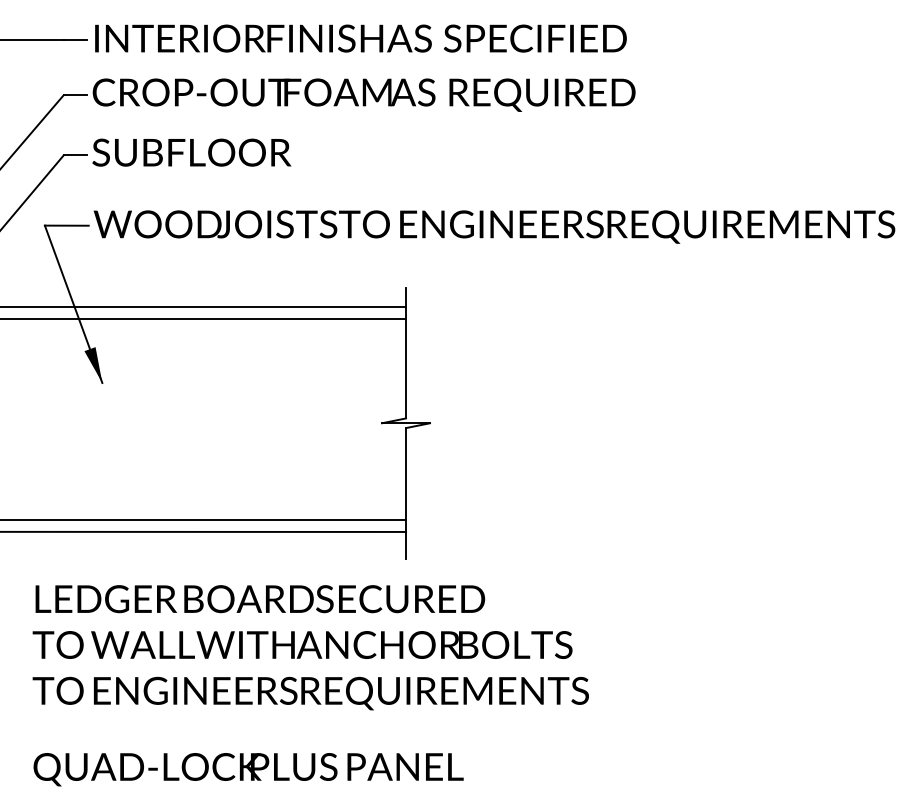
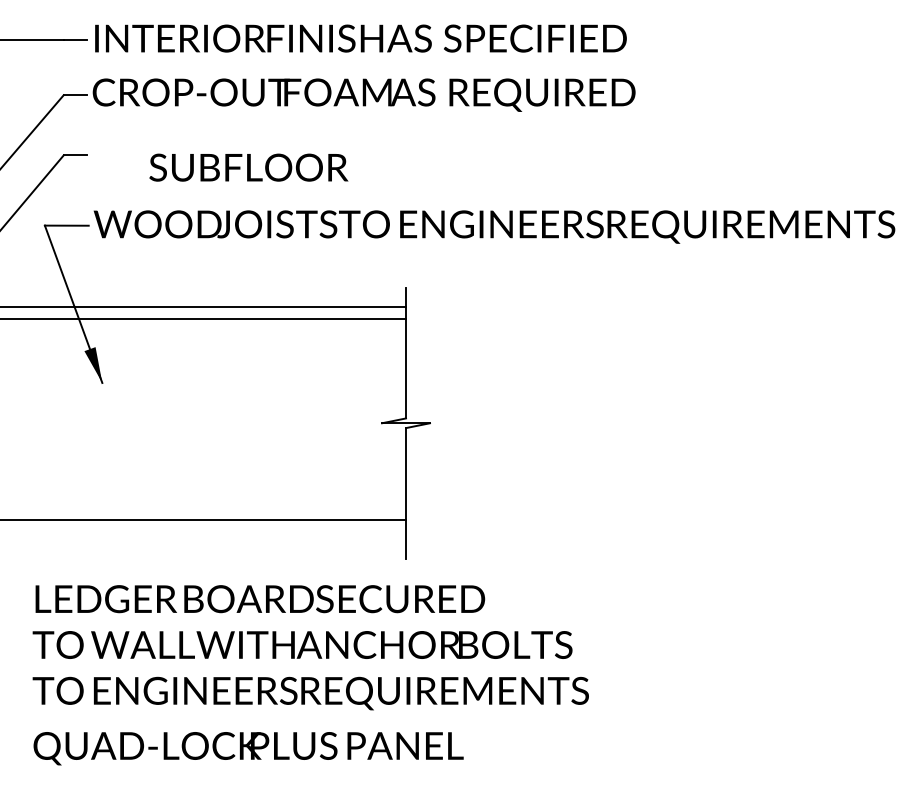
text position: (191, 152) -> (248, 167) (248, 167)
line: present -> none (204, 531)
text position: (248, 769) -> (248, 748) (248, 748)
